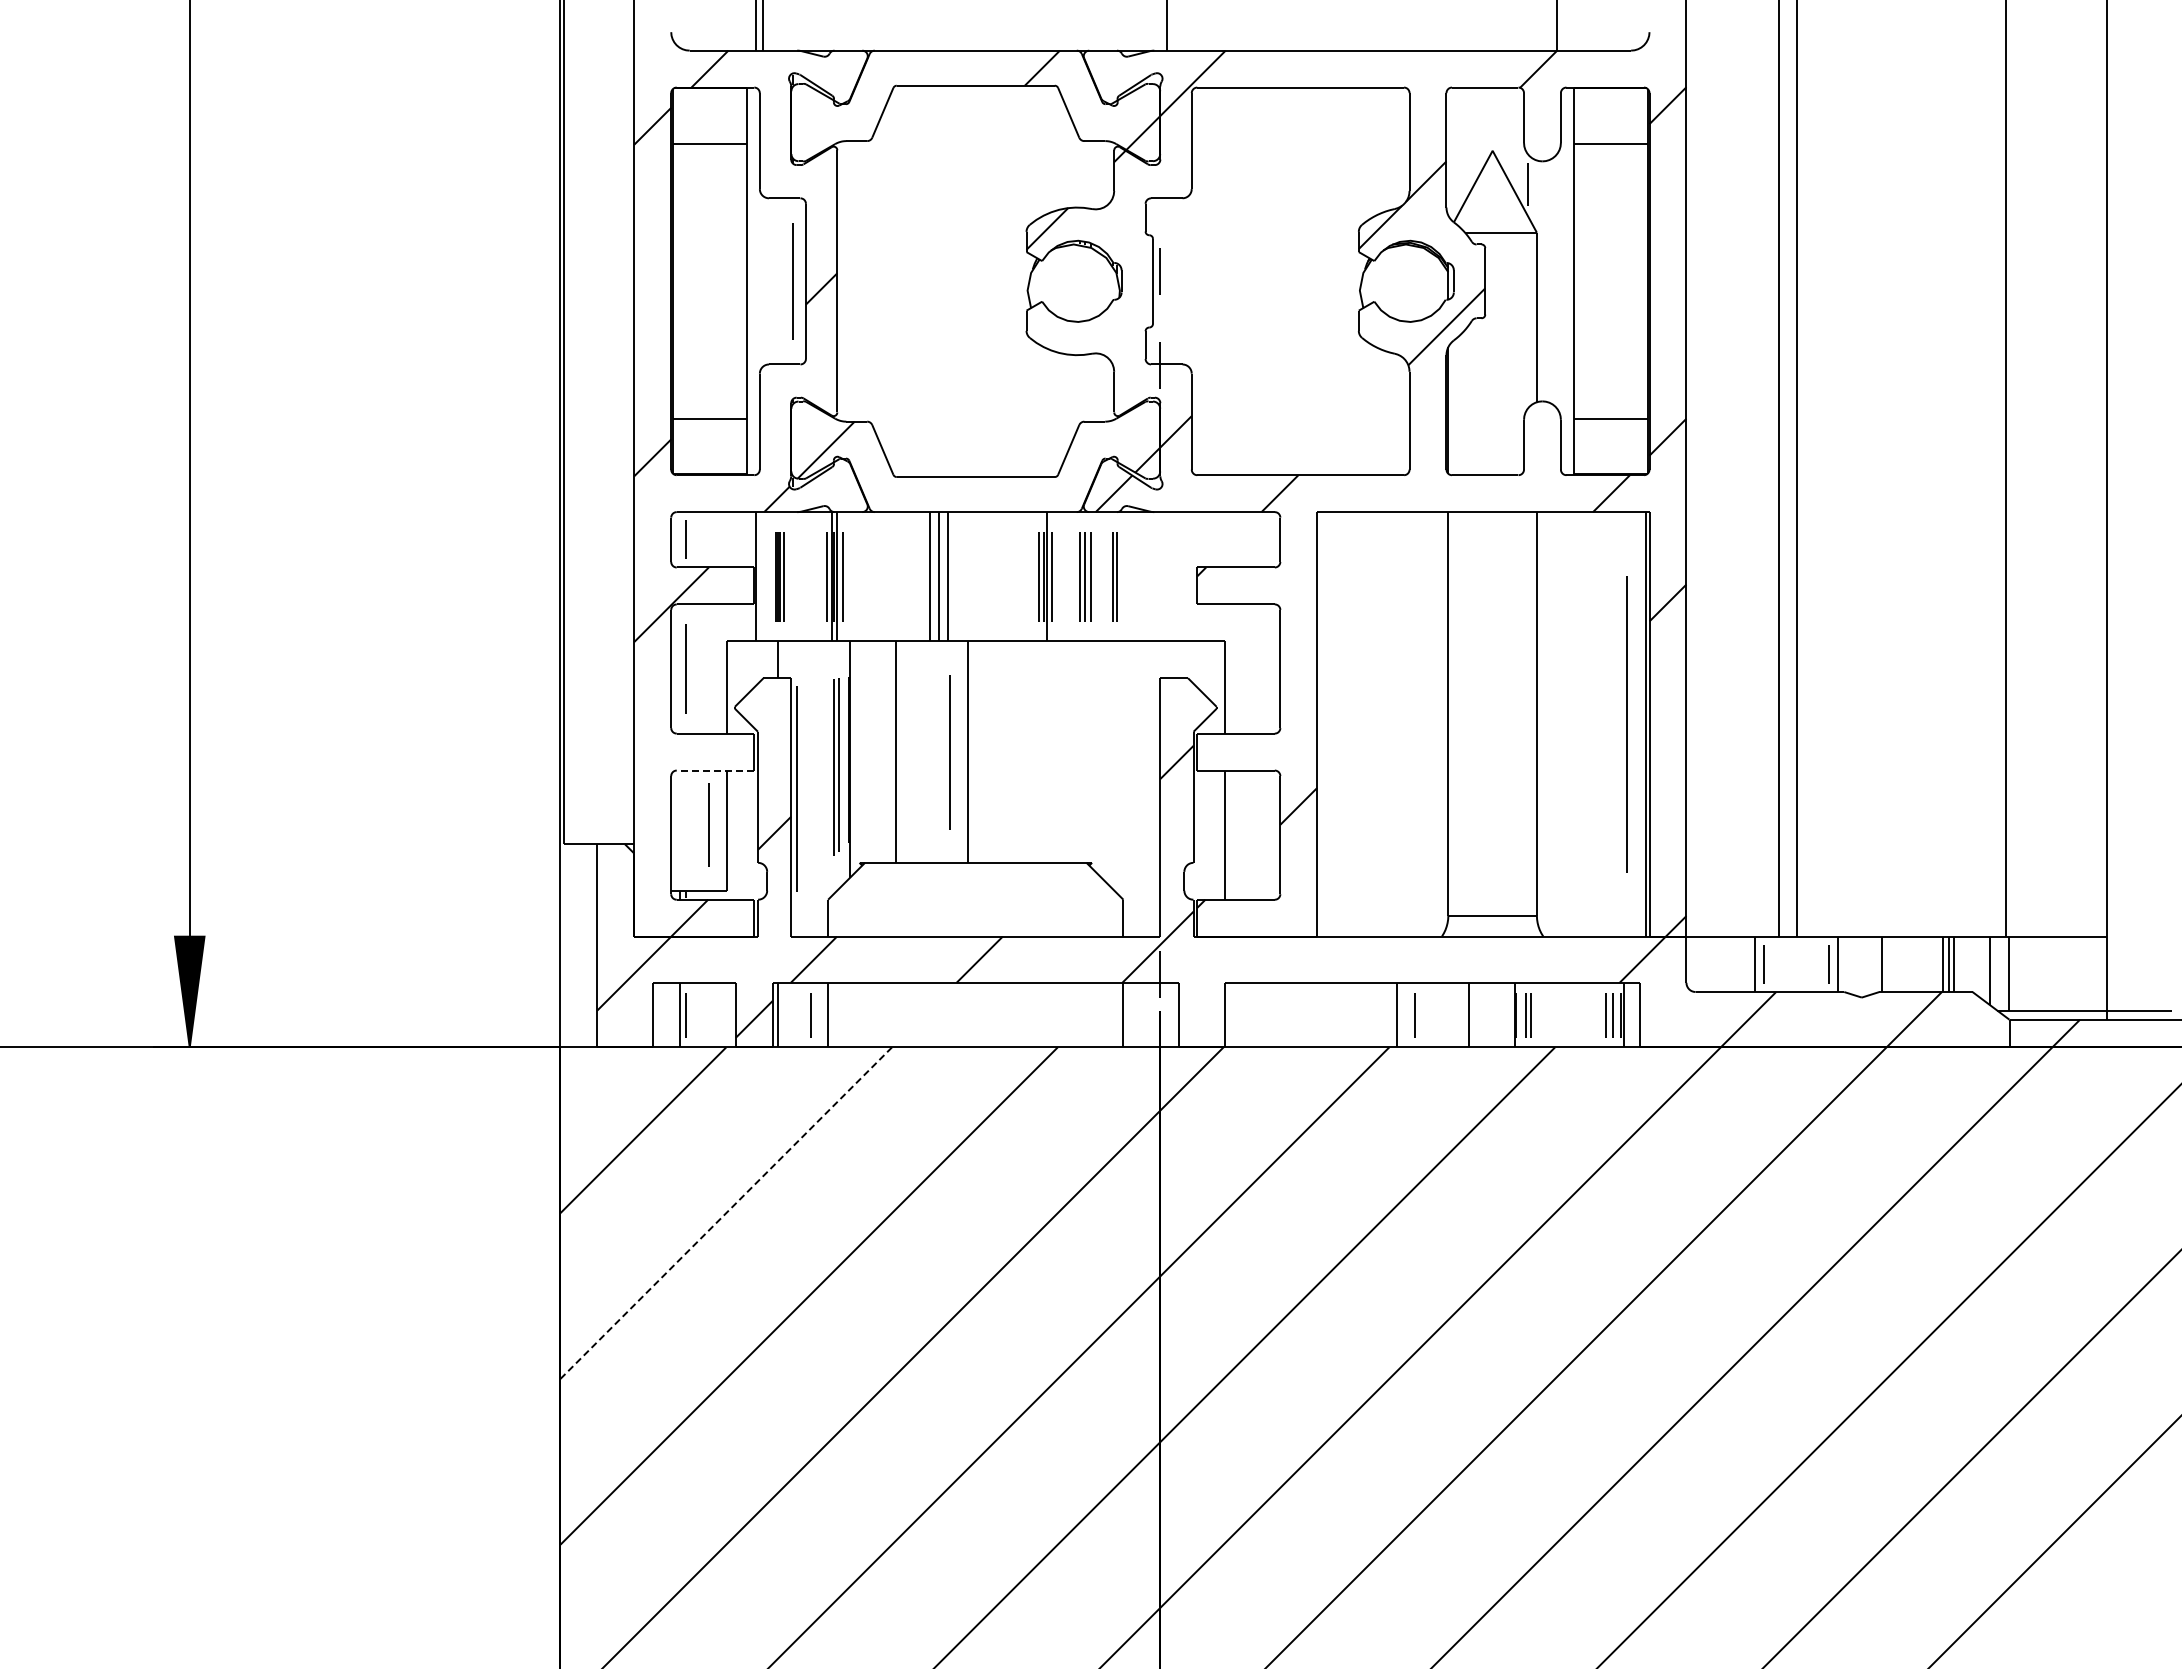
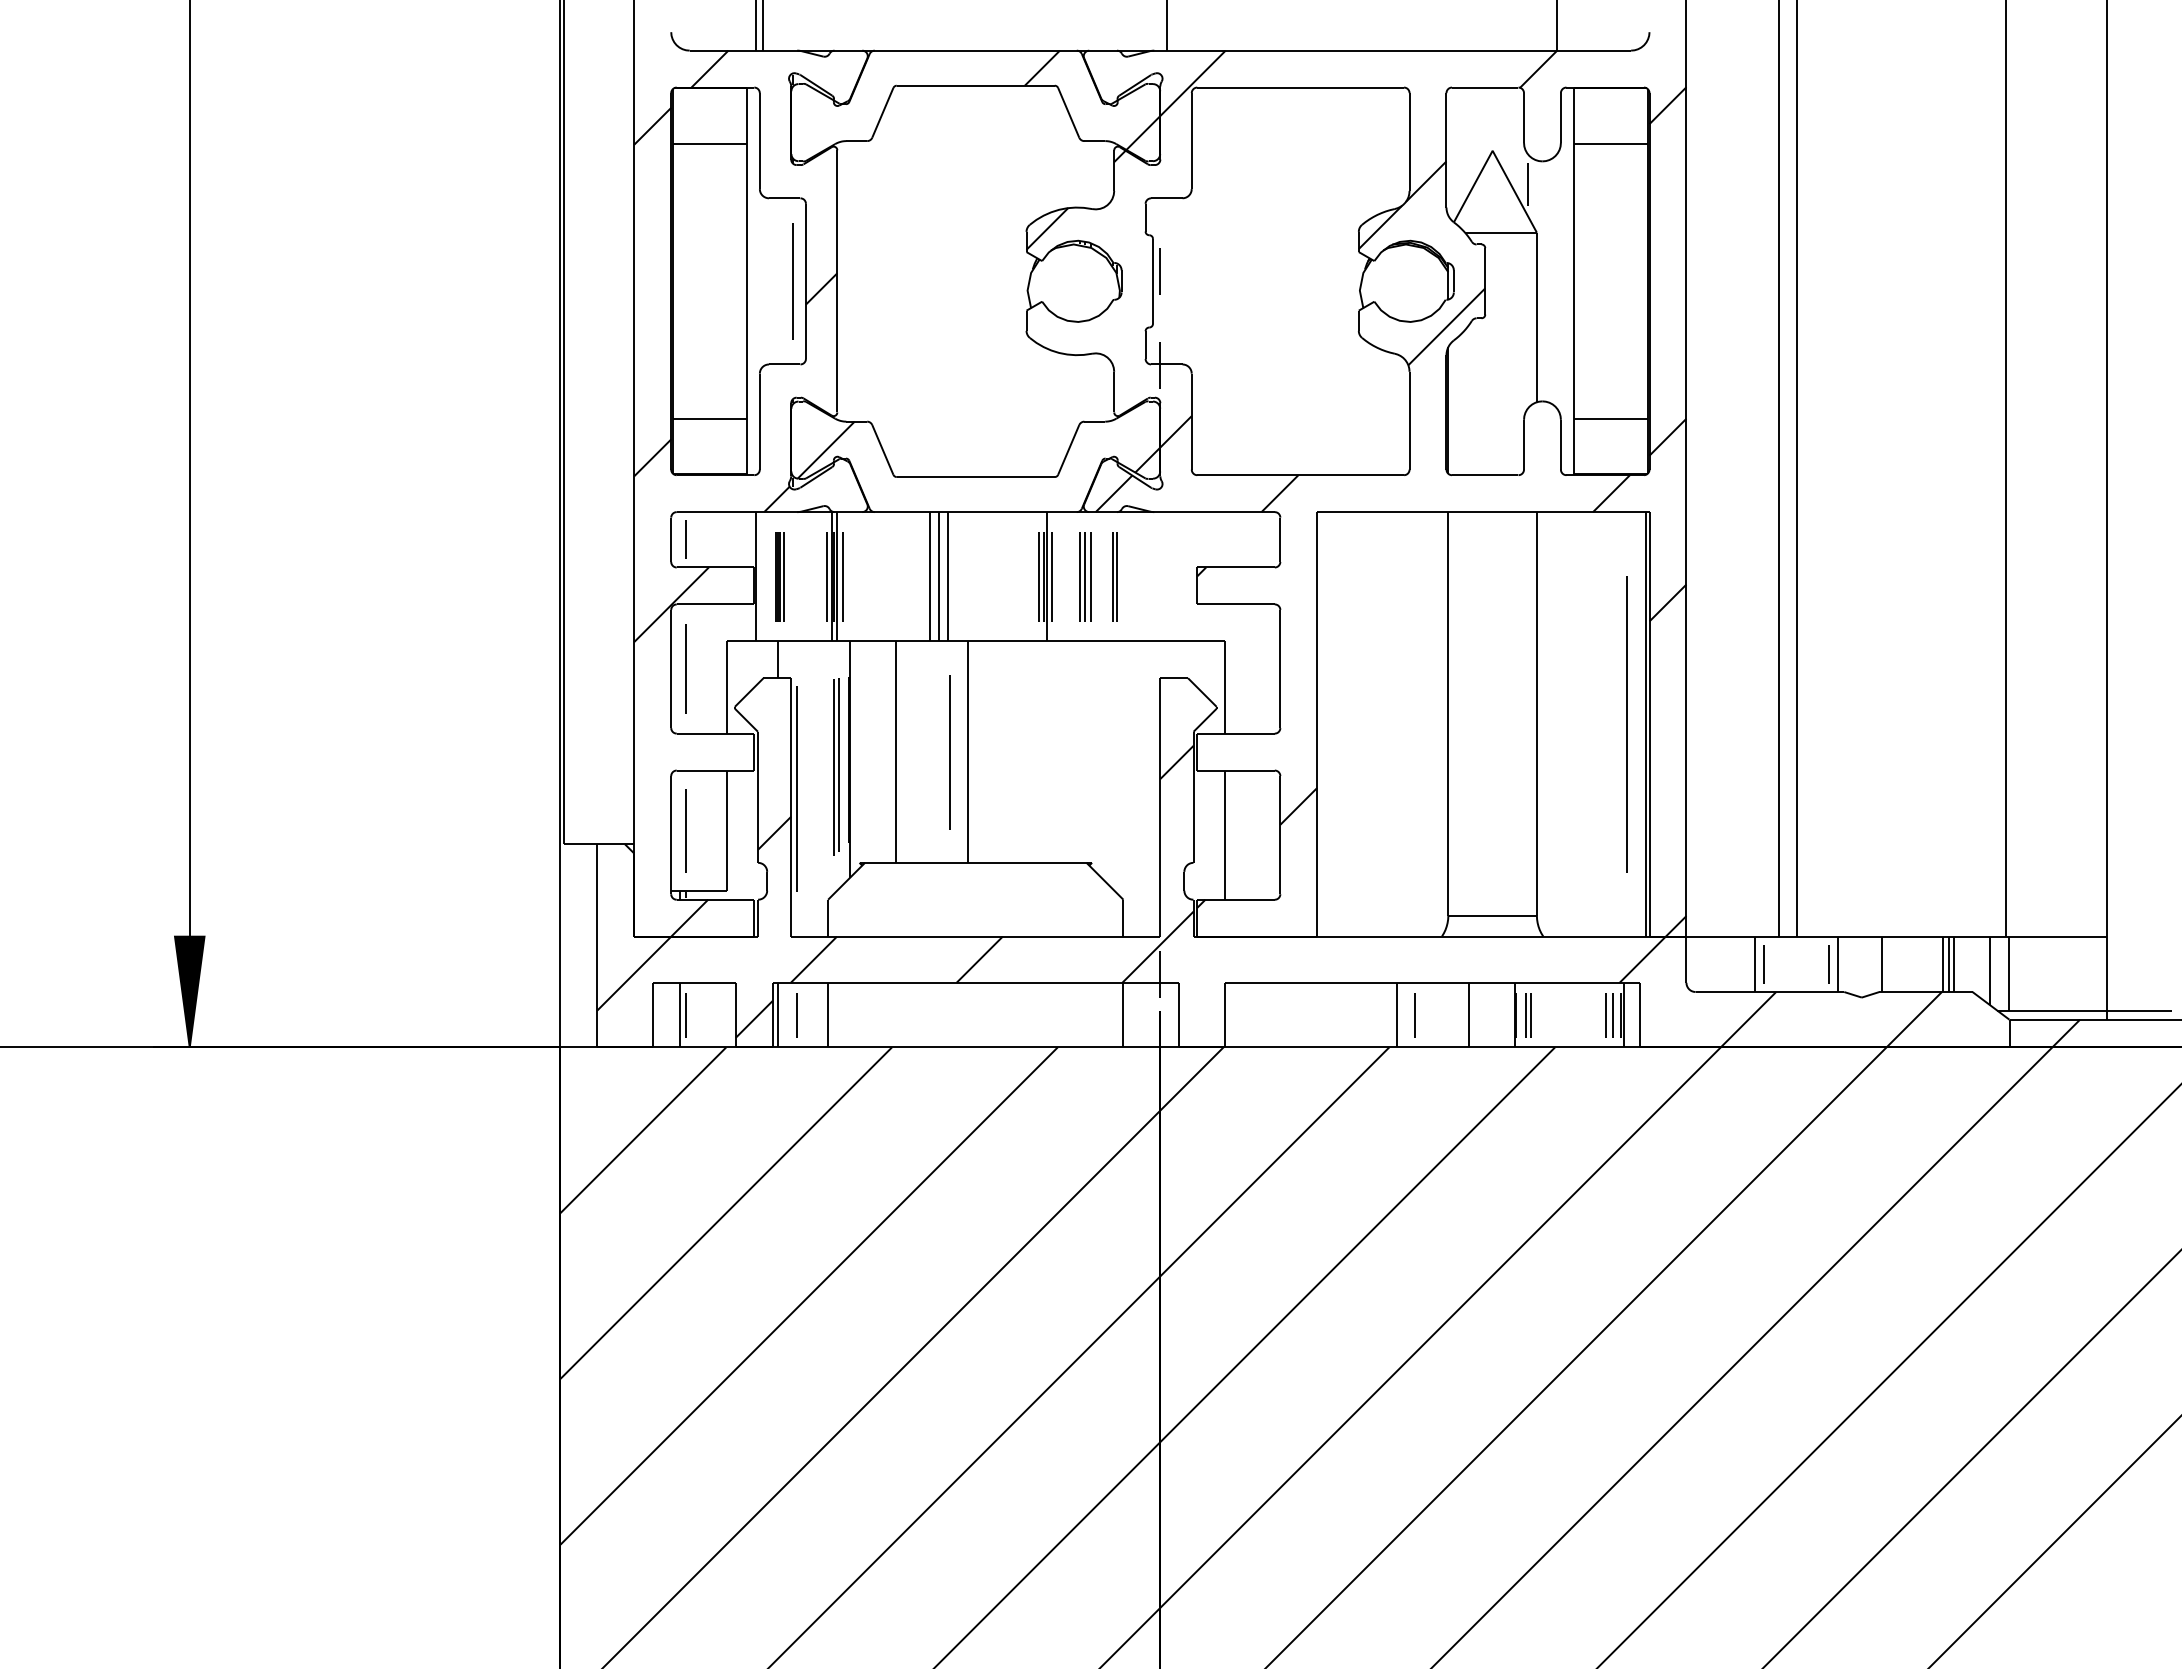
line: dashed -> solid (715, 770)
line position: (708, 824) -> (685, 830) (685, 830)
line position: (810, 1015) -> (796, 1015) (796, 1015)
line: dashed -> solid (726, 1212)
